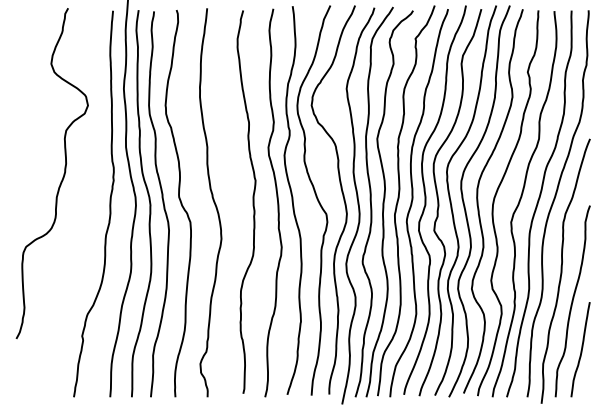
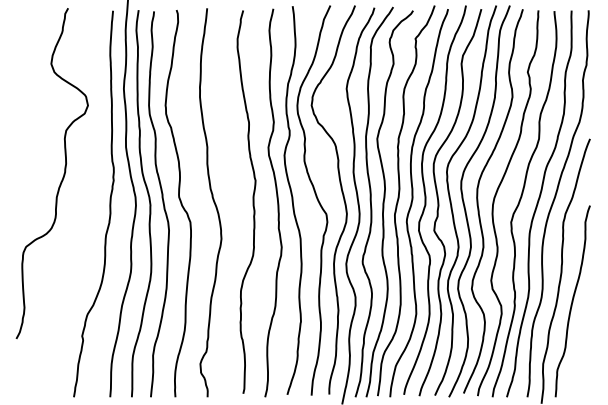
curve: present -> none (581, 349)
